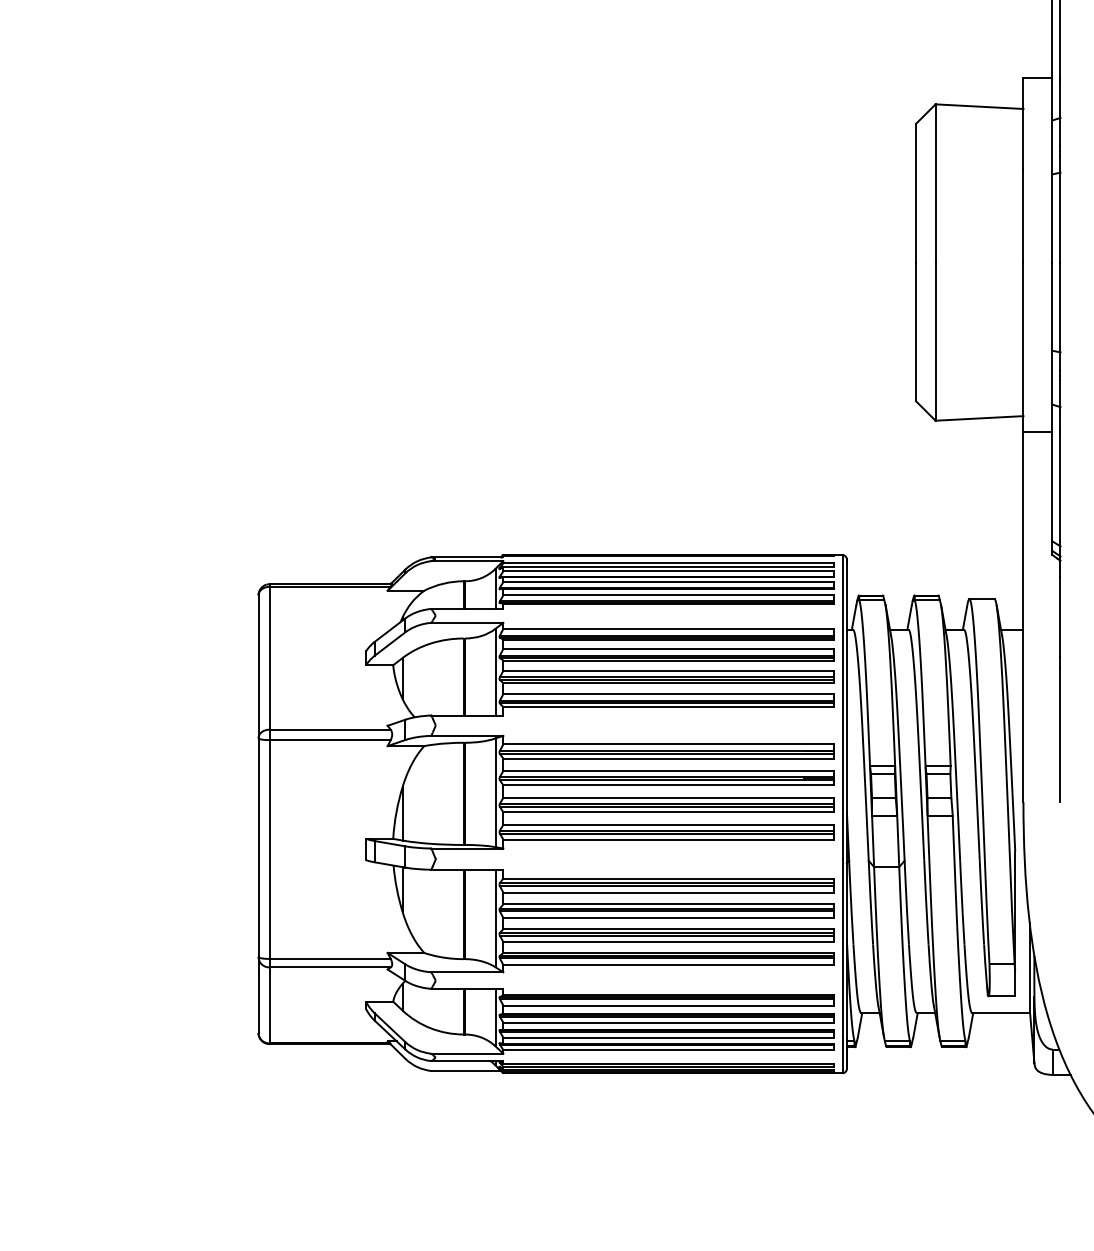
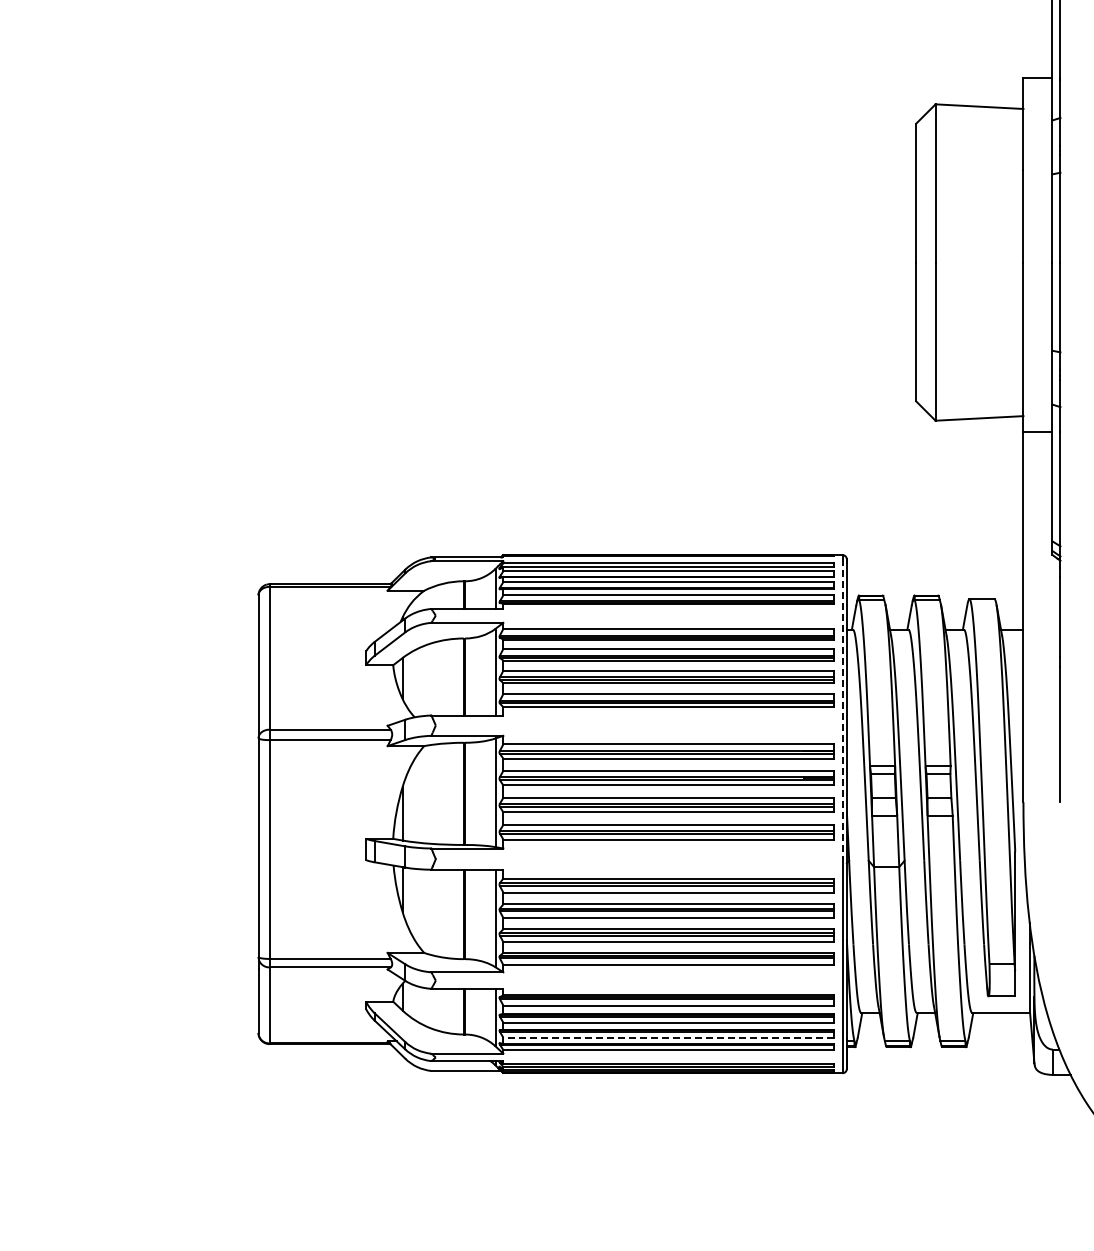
line: solid -> dashed (842, 709)
line: solid -> dashed (668, 1037)
